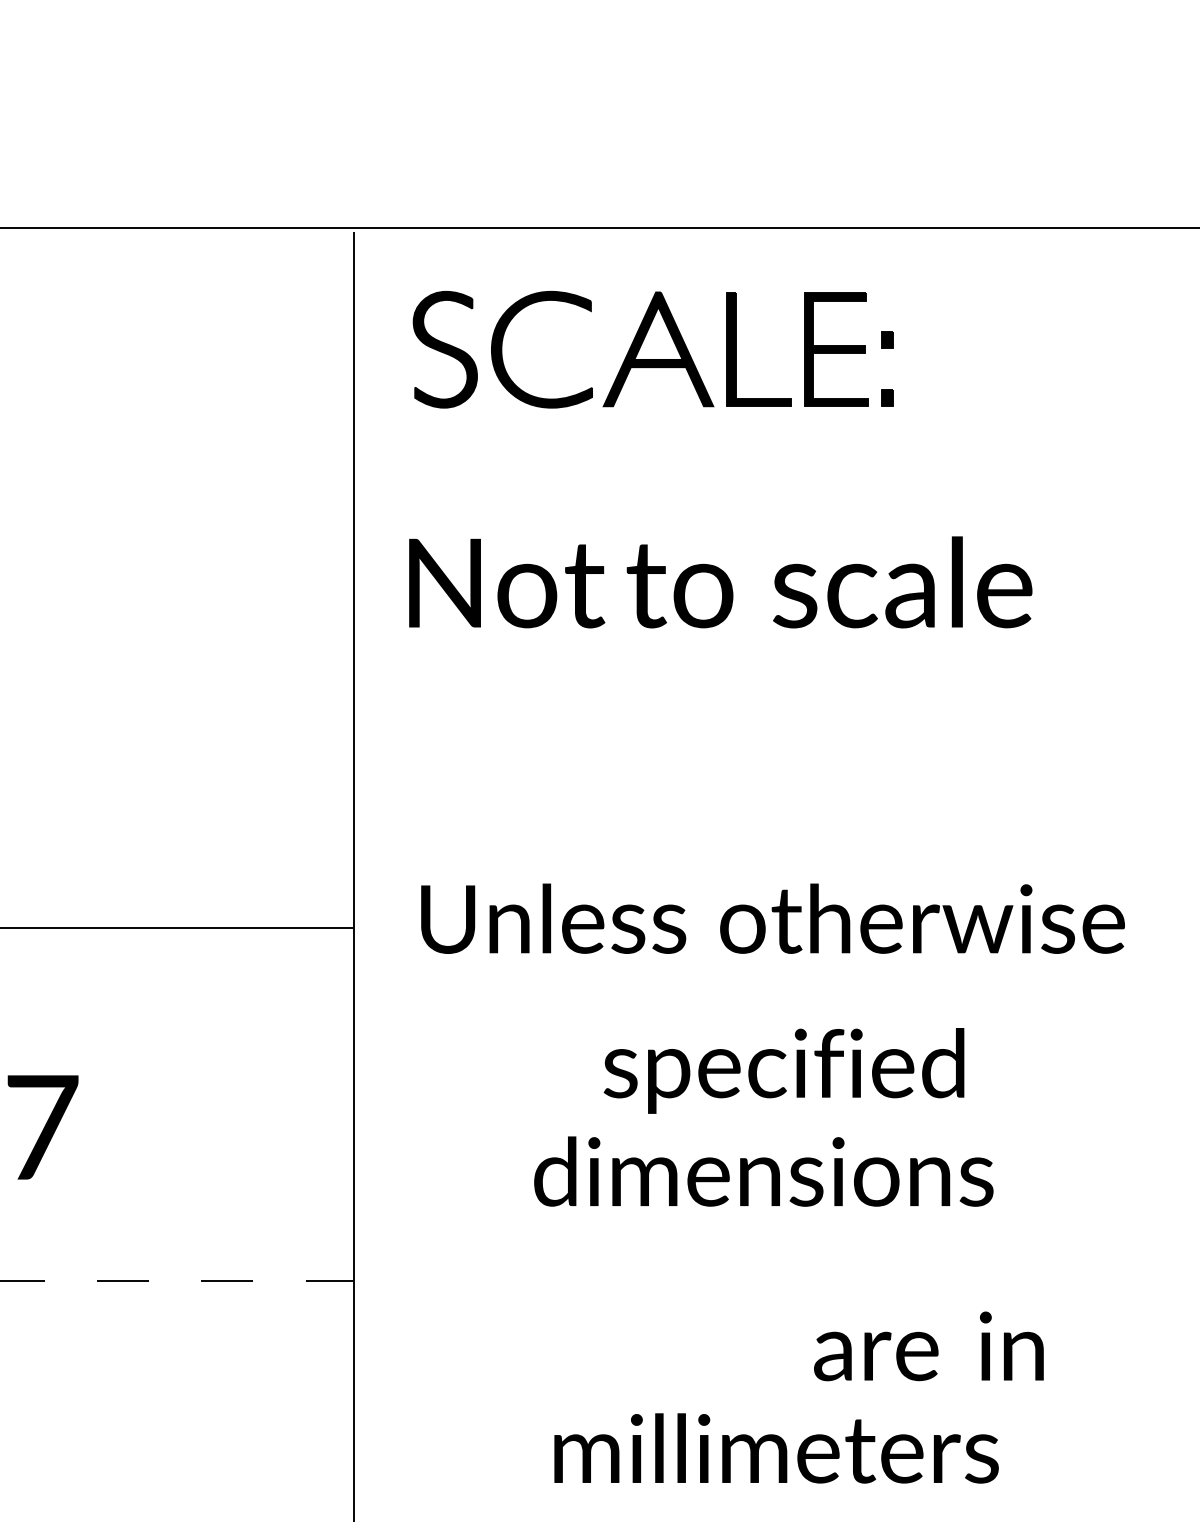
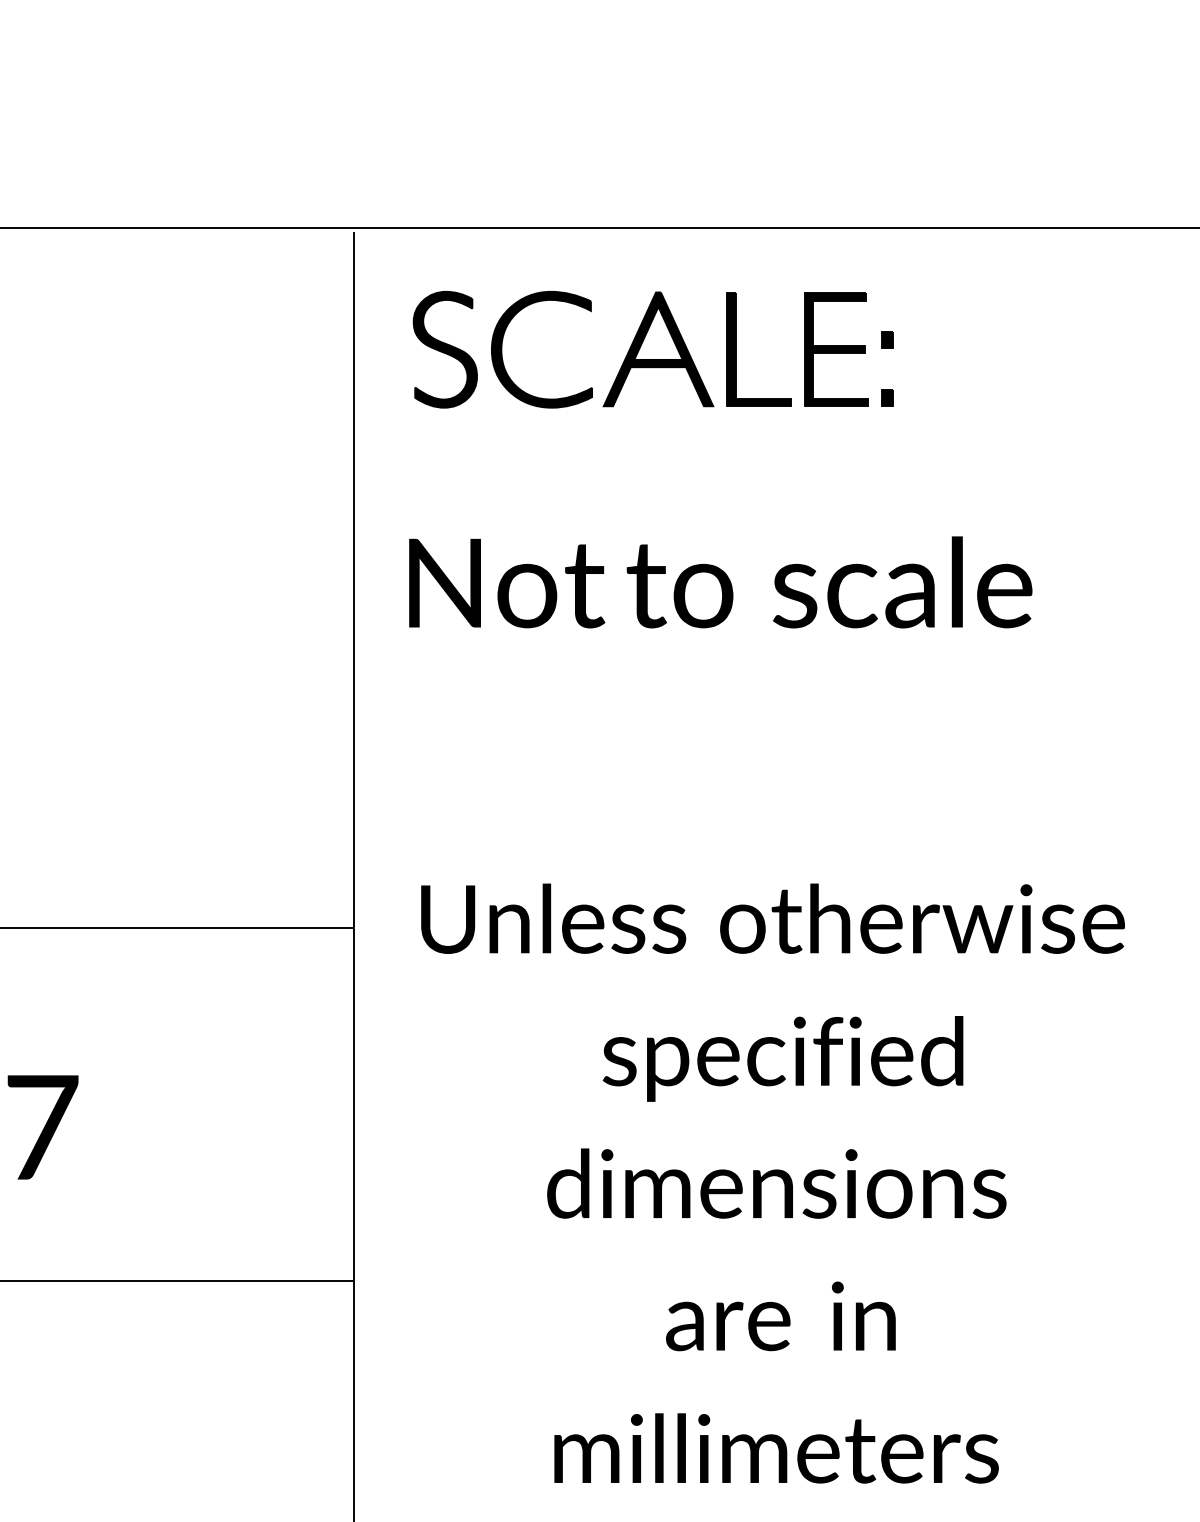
text position: (783, 1070) -> (782, 1058) (782, 1058)
text position: (763, 1171) -> (776, 1183) (776, 1183)
line: dashed -> solid (177, 1280)
text position: (928, 1346) -> (780, 1316) (780, 1316)
